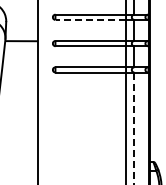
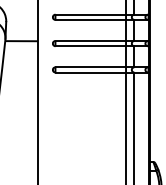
line: dashed -> solid (90, 19)
line: dashed -> solid (134, 128)
